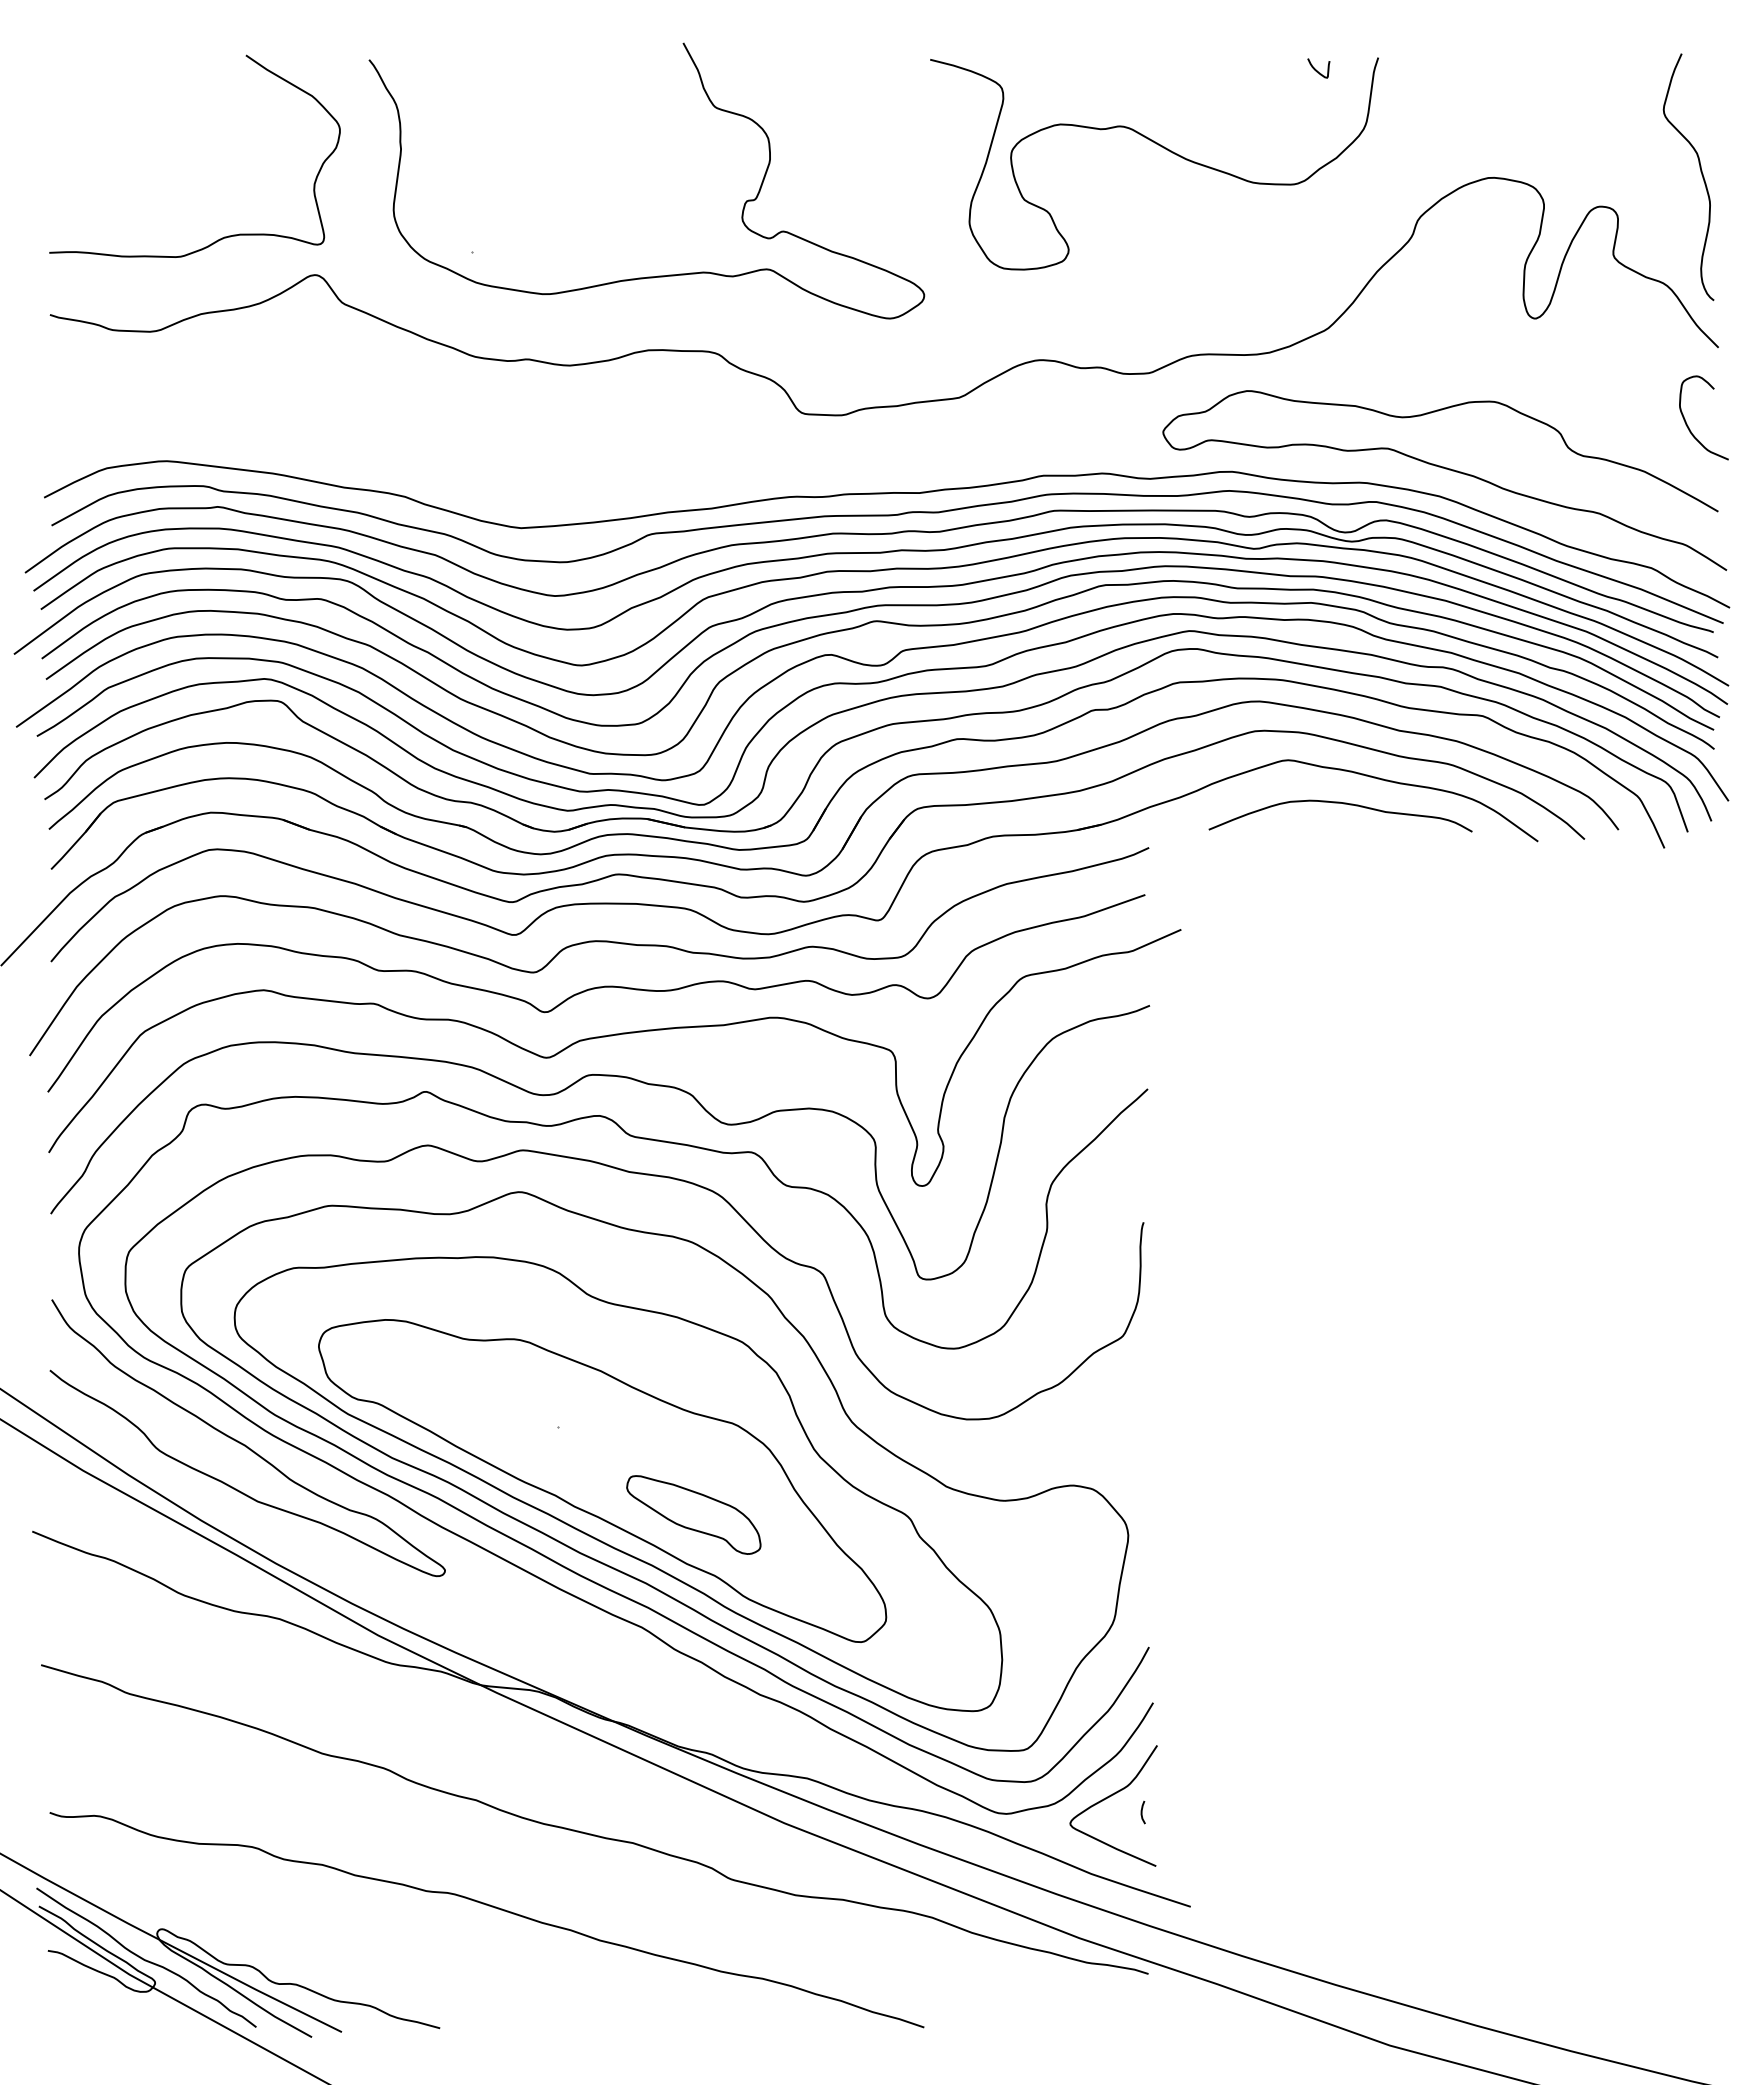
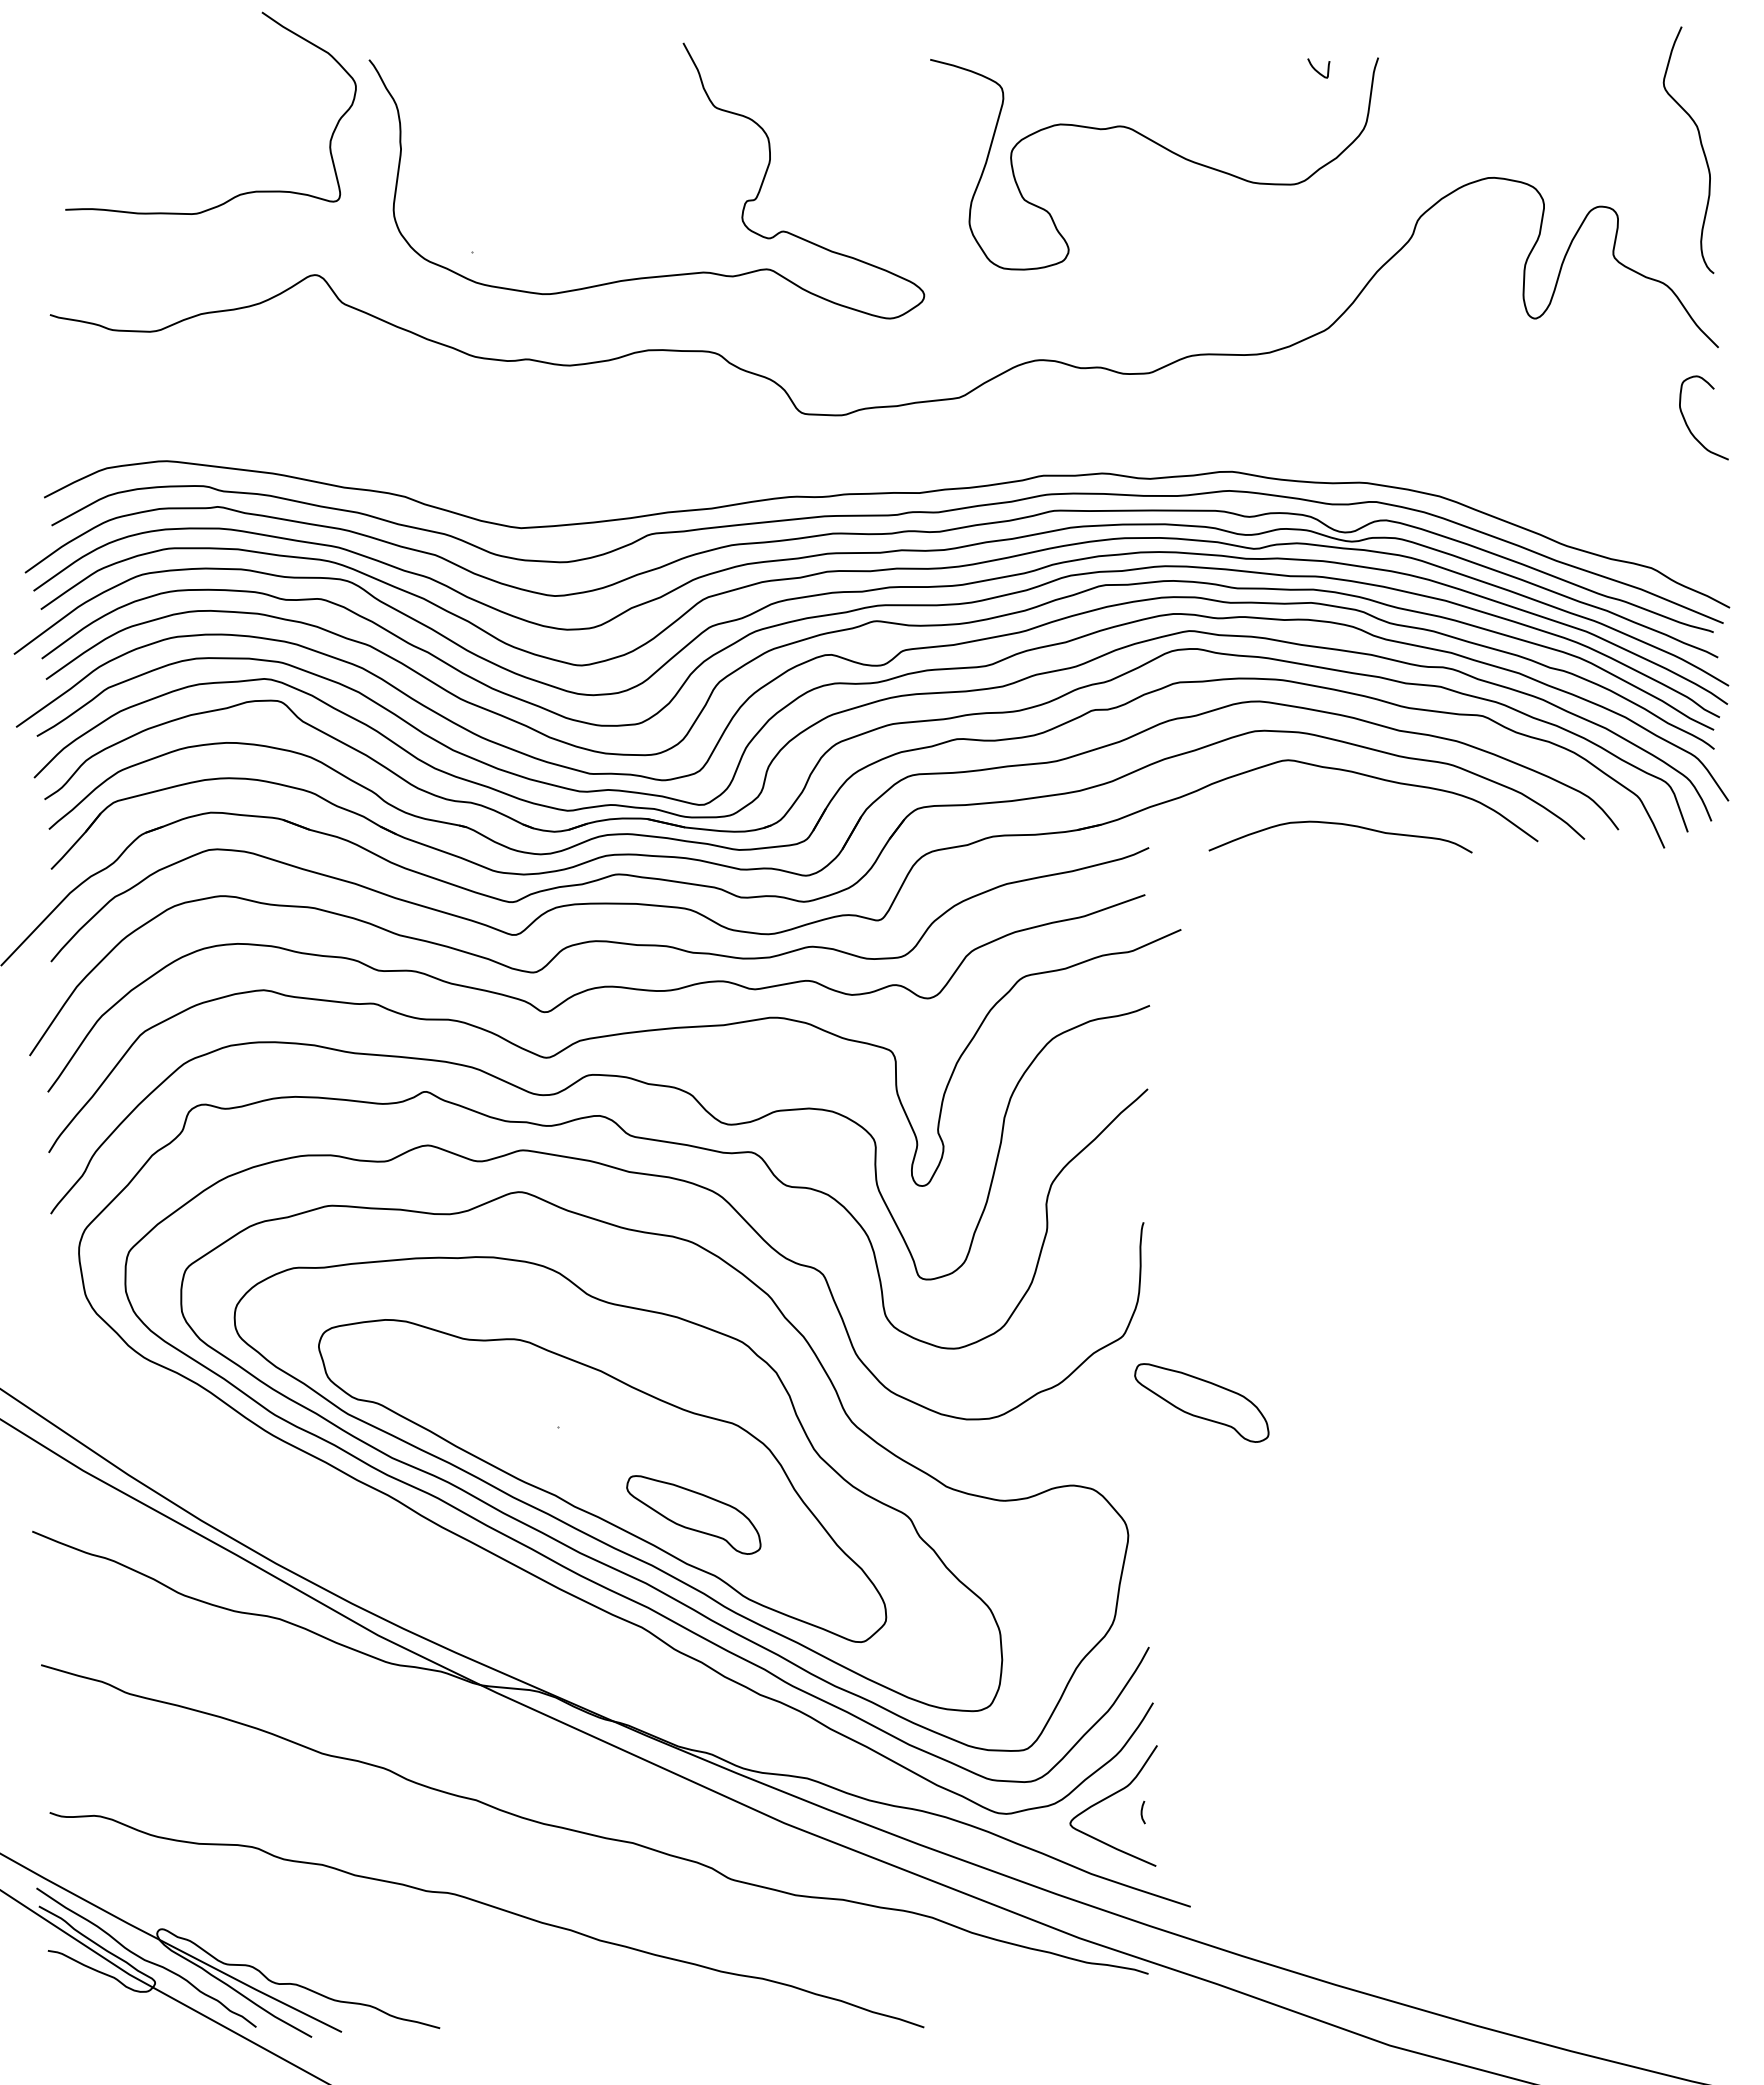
curve position: (1700, 172) -> (1700, 145) (1700, 145)
curve position: (224, 236) -> (240, 193) (240, 193)
curve: present -> none (1445, 469)
curve position: (1343, 804) -> (1343, 825) (1343, 825)
part: none -> present (1201, 1402)
curve: present -> none (245, 1444)
